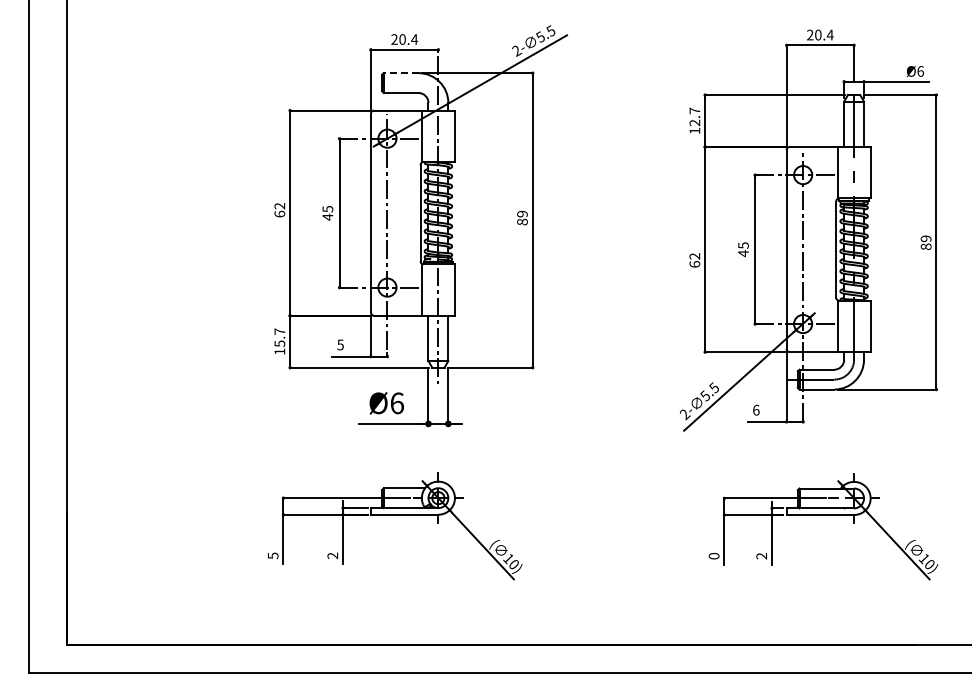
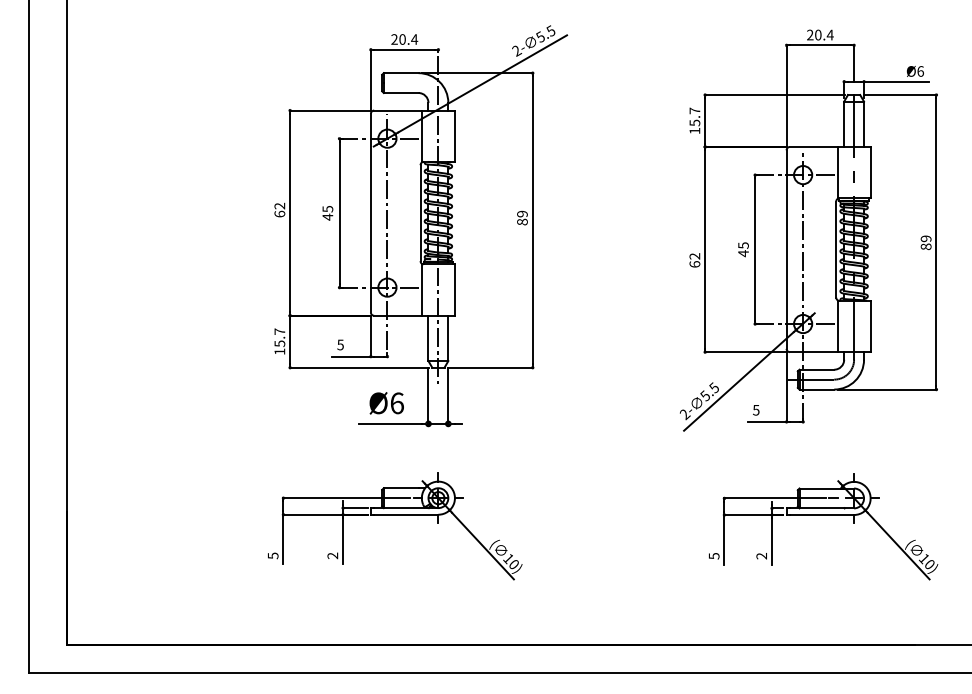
line: dashed -> solid (400, 73)
text: 12.7 -> 15.7 (694, 122)
text: 6 -> 5 (756, 409)
text: 0 -> 5 (713, 555)
